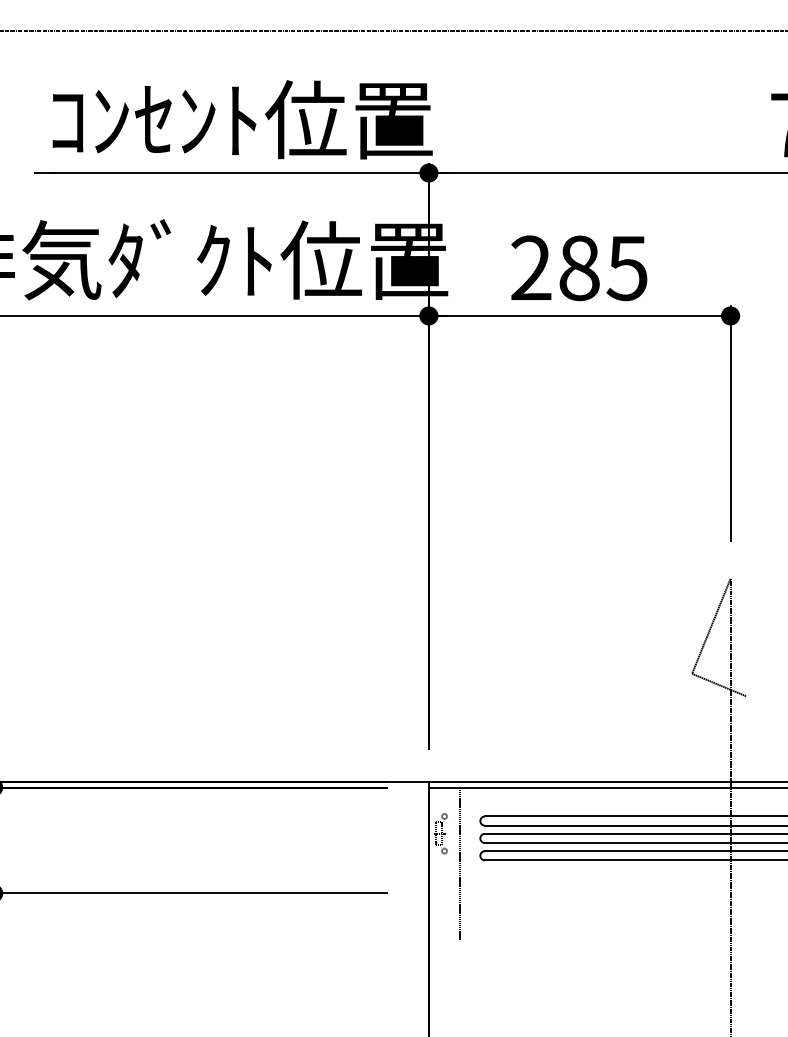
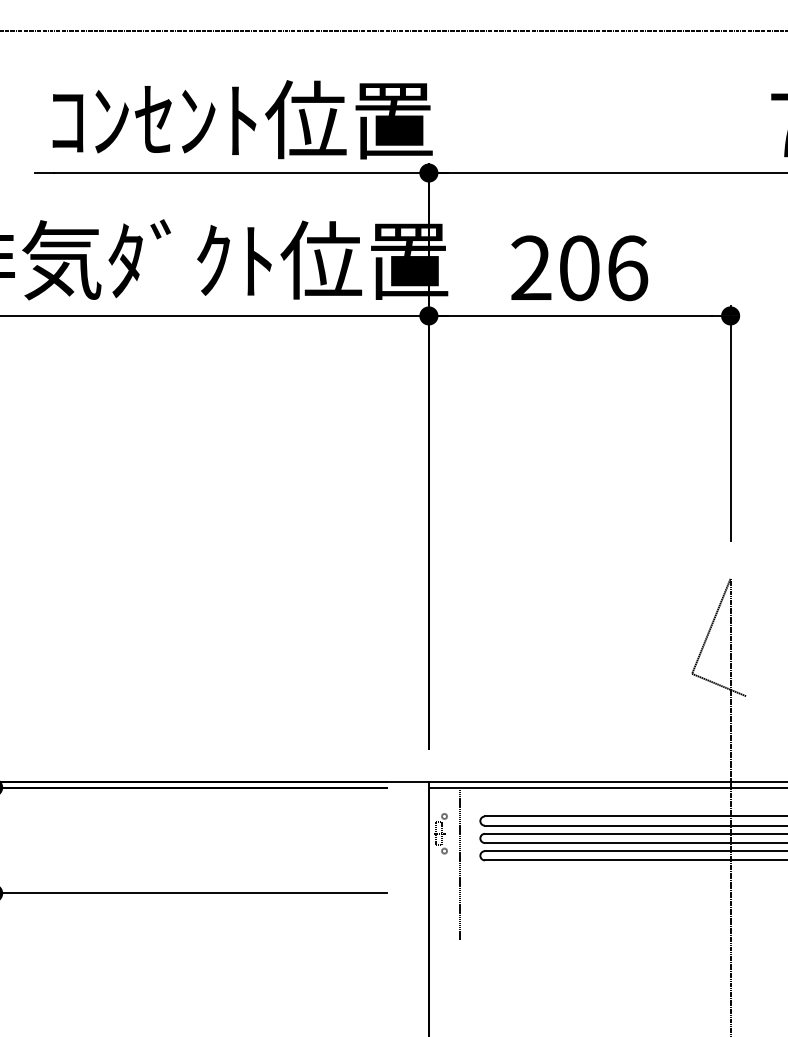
text: 285 -> 206 (603, 268)
